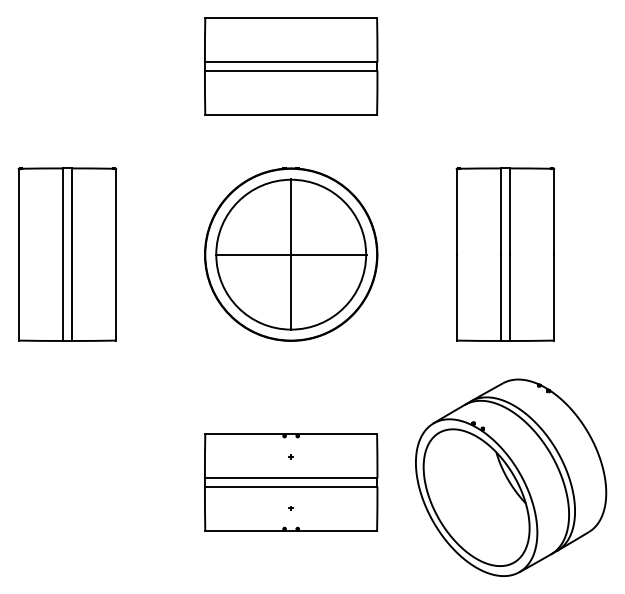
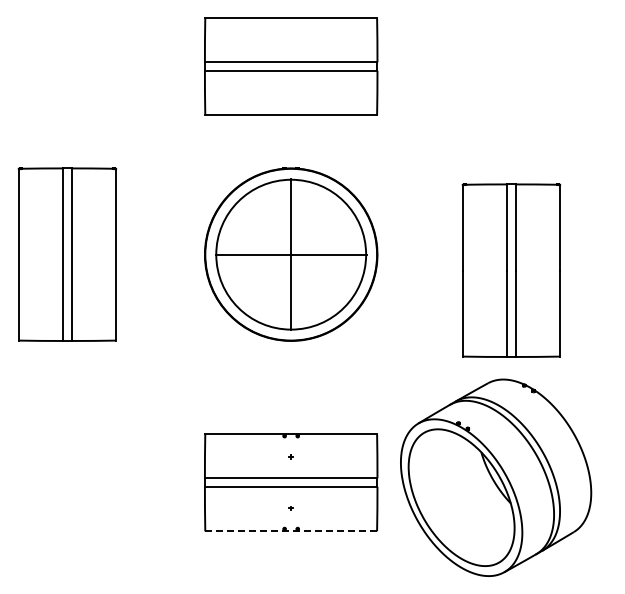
part position: (505, 254) -> (511, 270) (511, 270)
part position: (511, 477) -> (496, 477) (496, 477)
line: solid -> dashed (291, 531)
